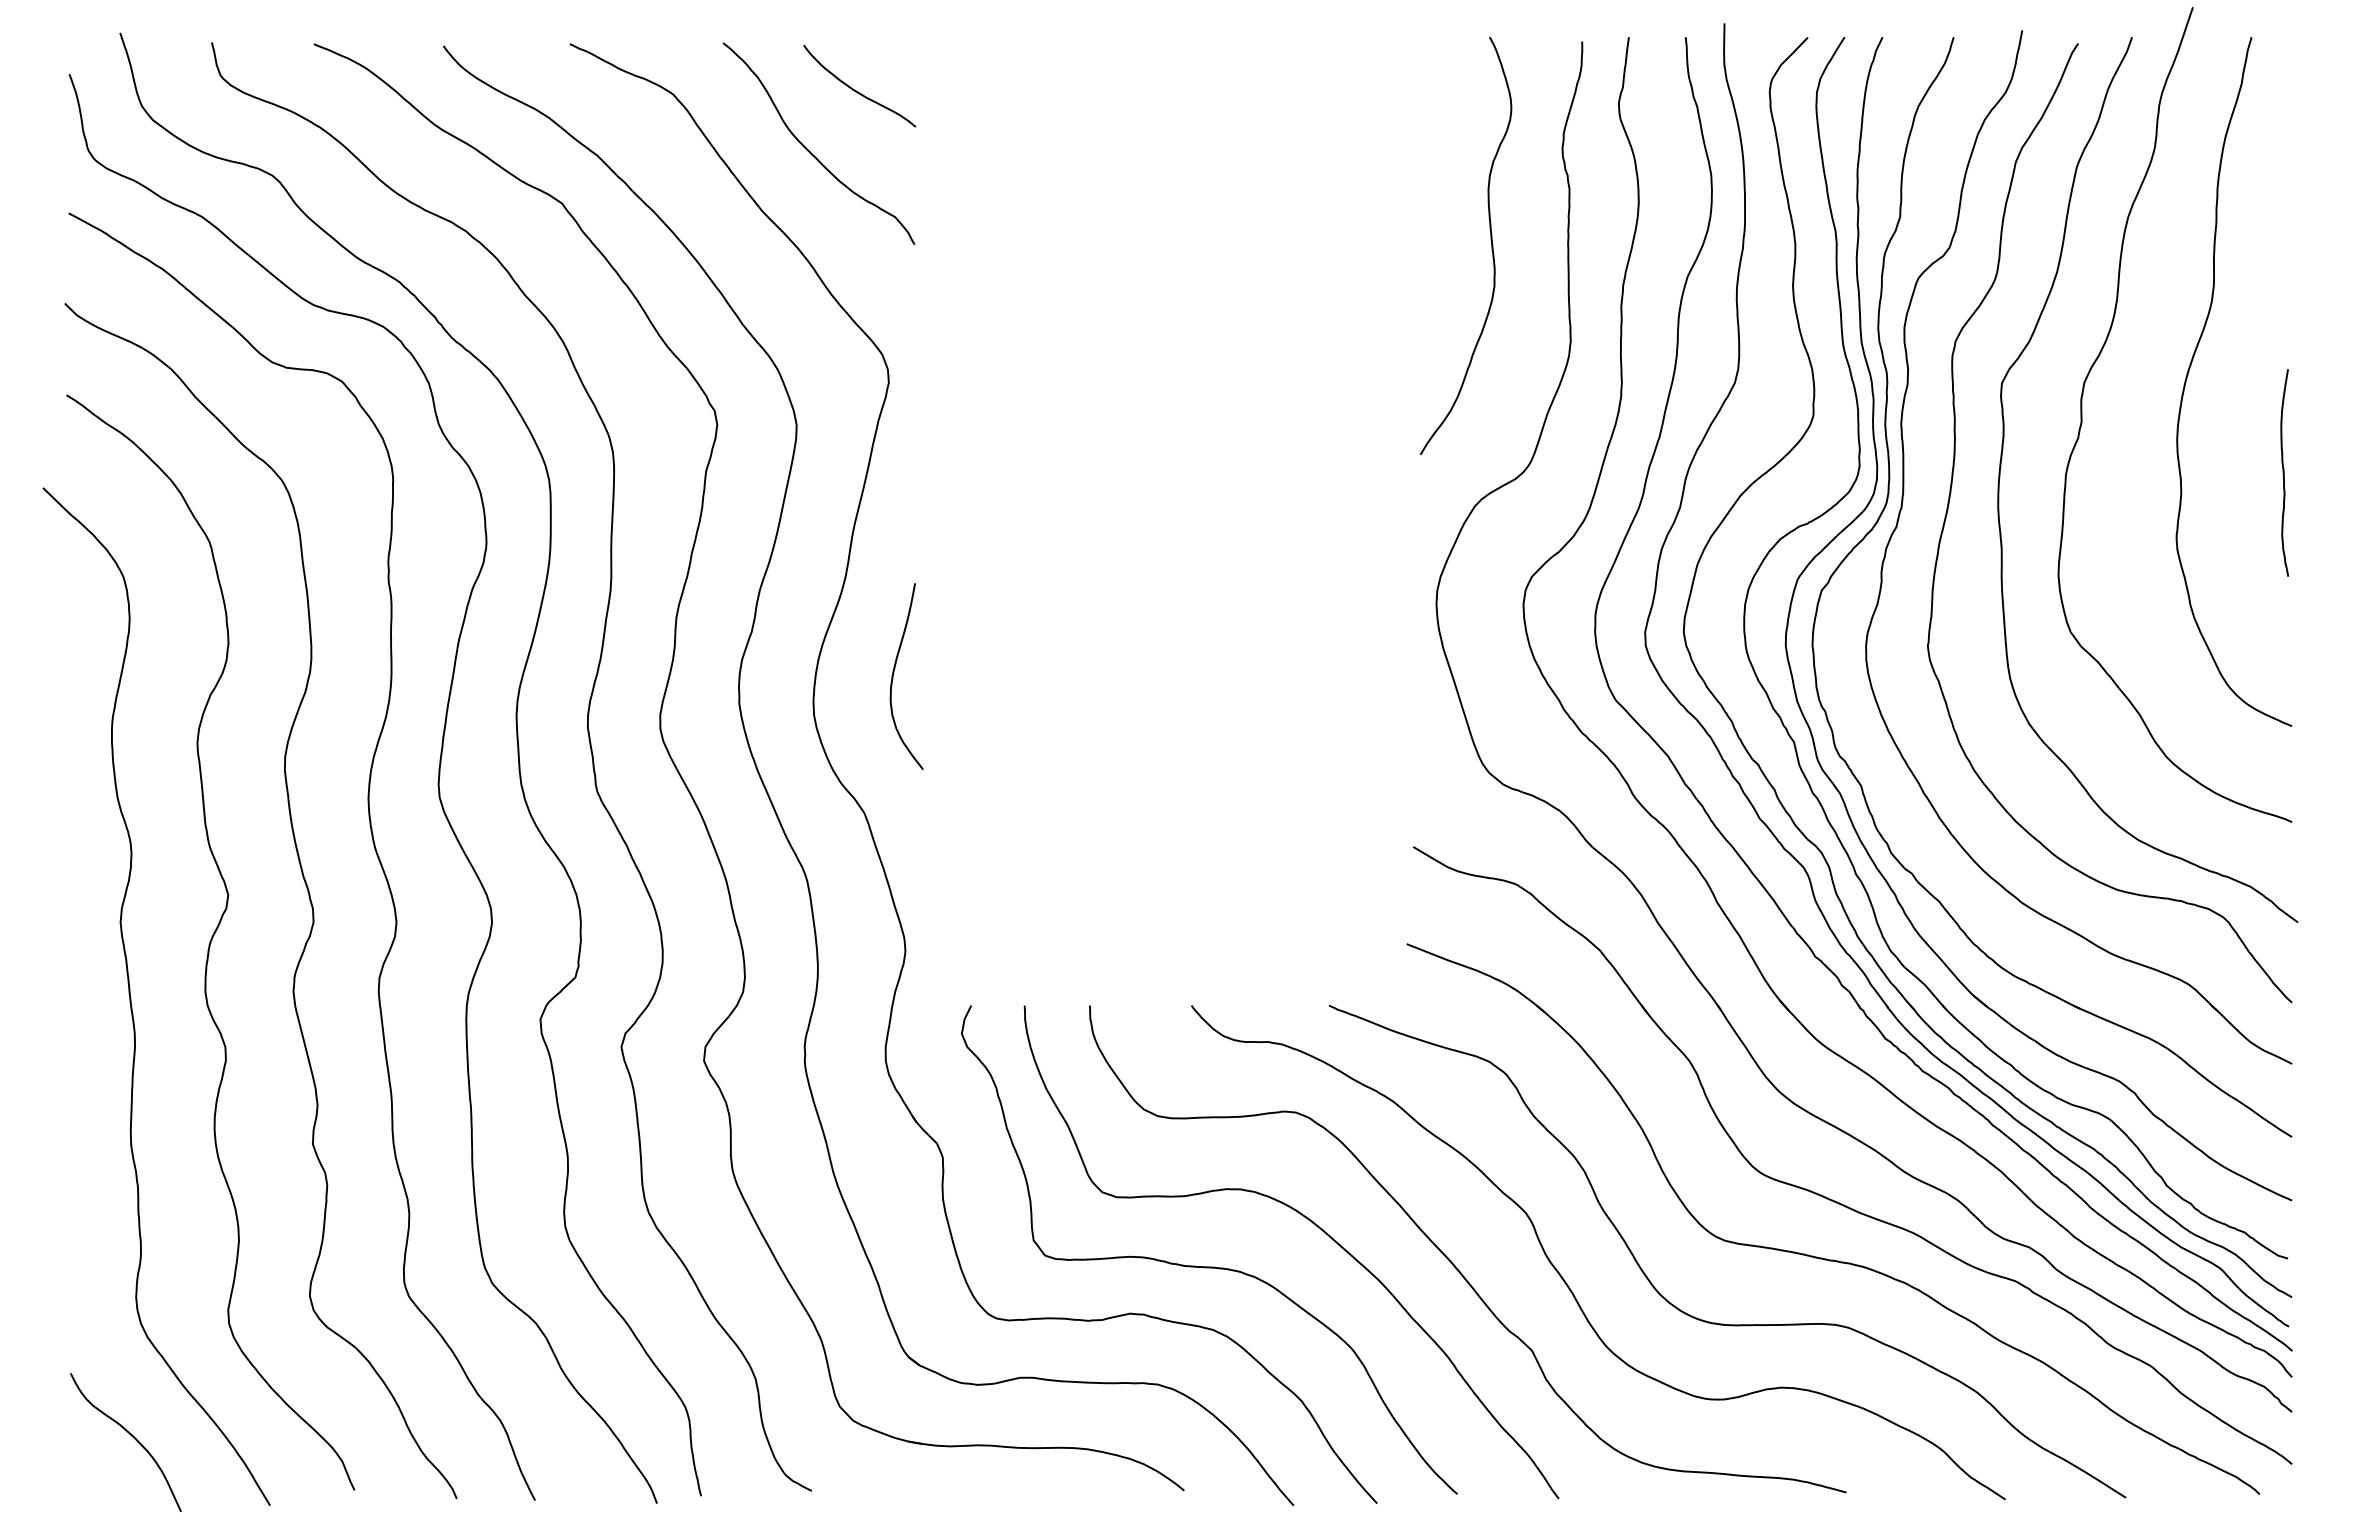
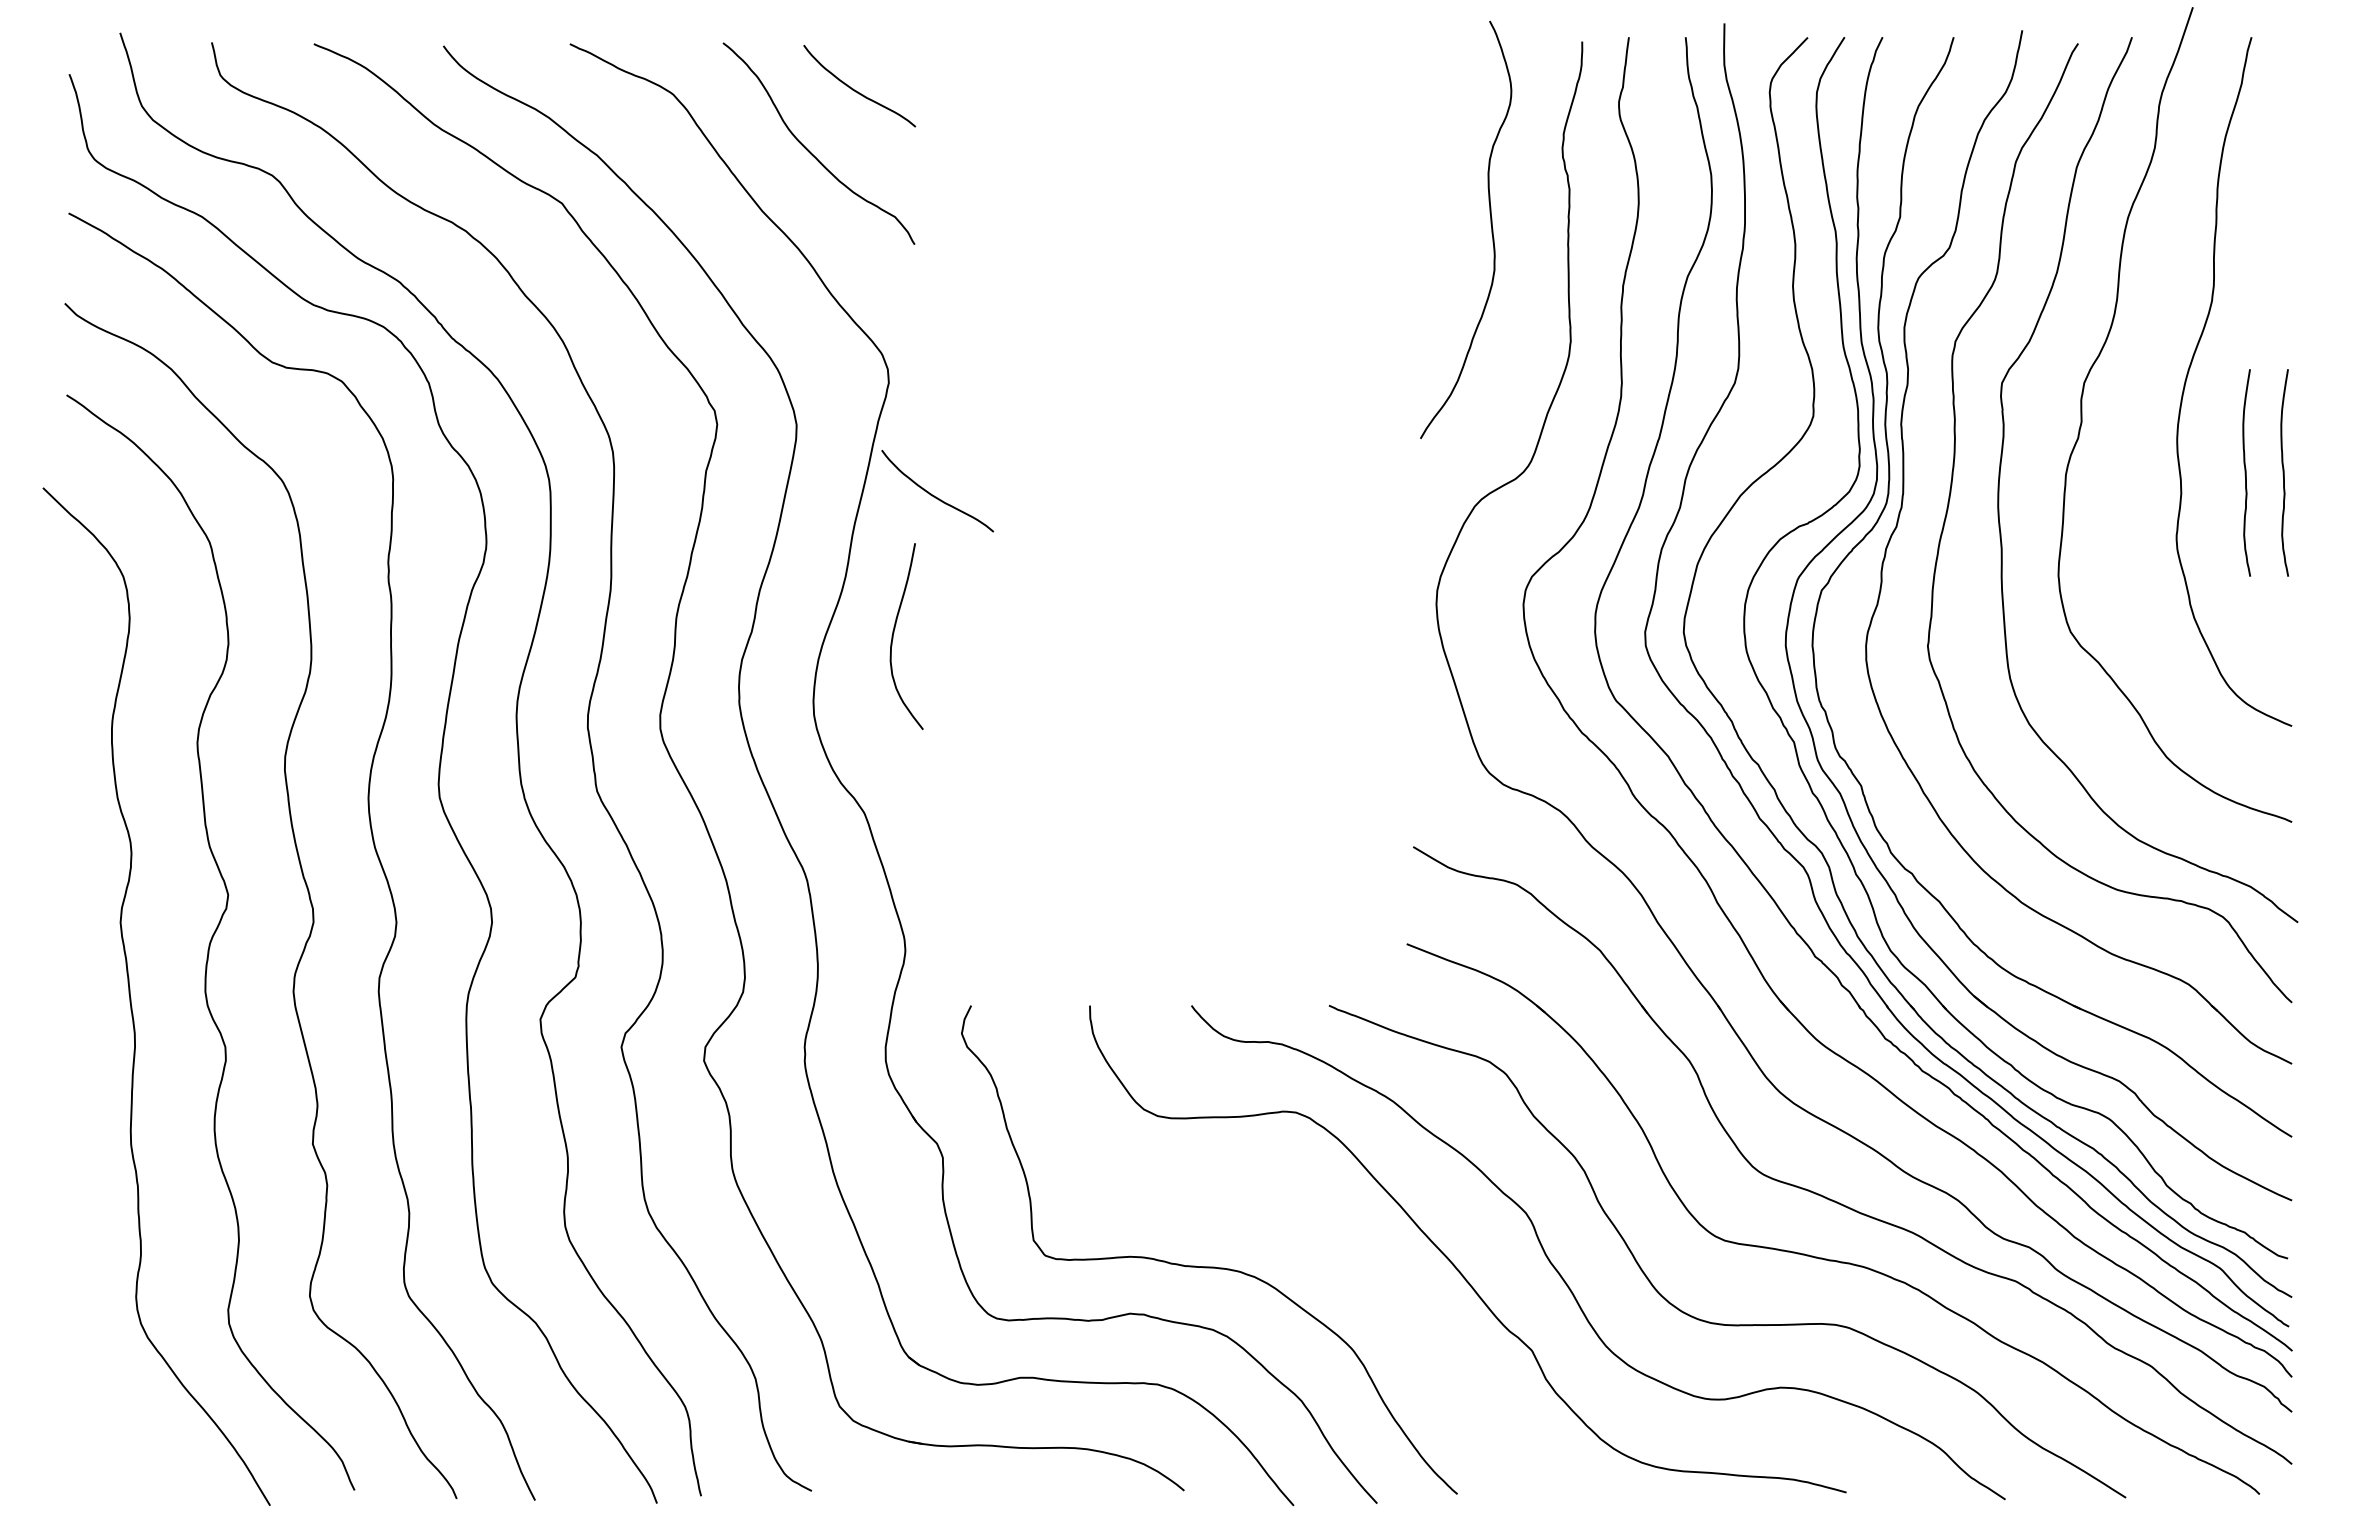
curve position: (1490, 240) -> (1490, 224) (1490, 224)
curve: none -> present (2246, 472)
curve: none -> present (934, 495)
curve position: (894, 672) -> (894, 632) (894, 632)
curve: present -> none (1313, 1224)
curve: present -> none (131, 1436)
